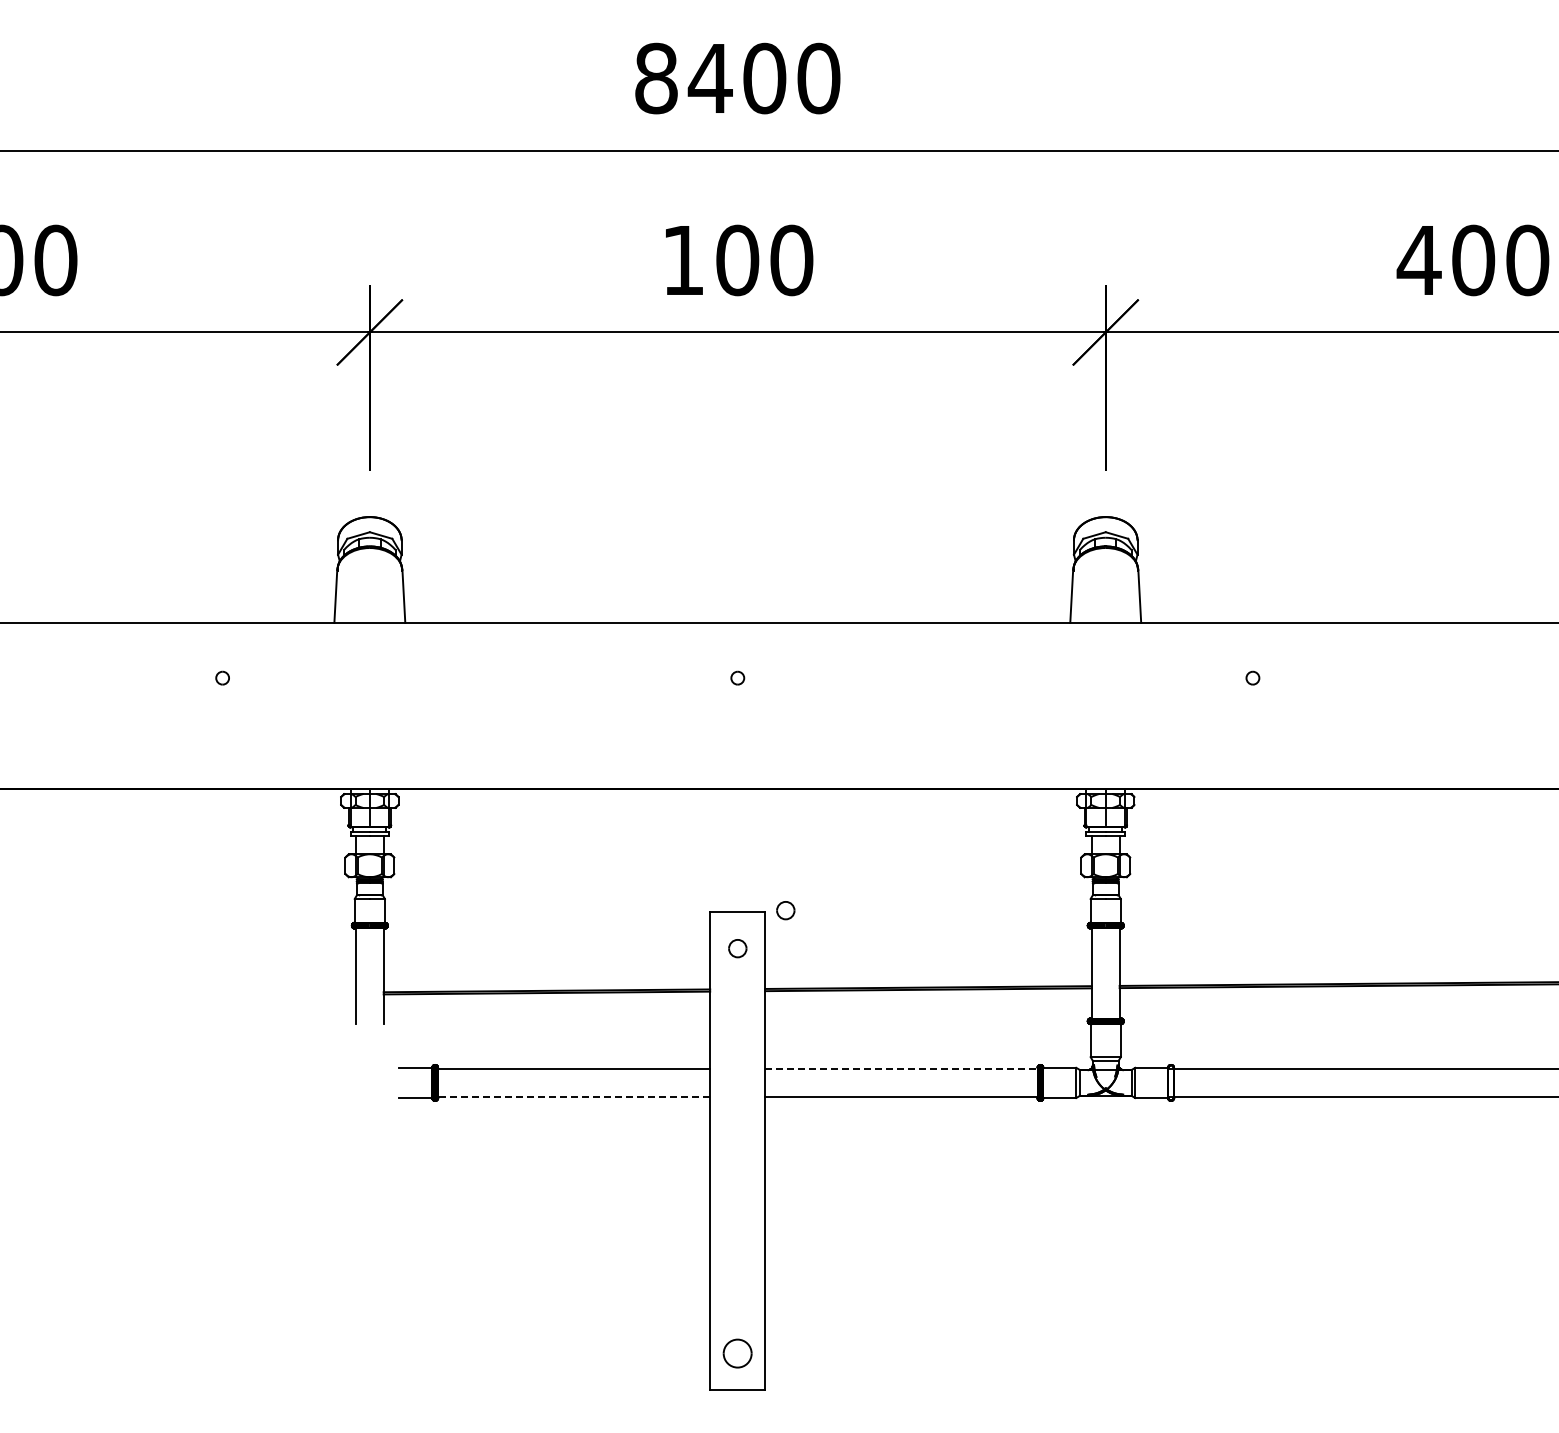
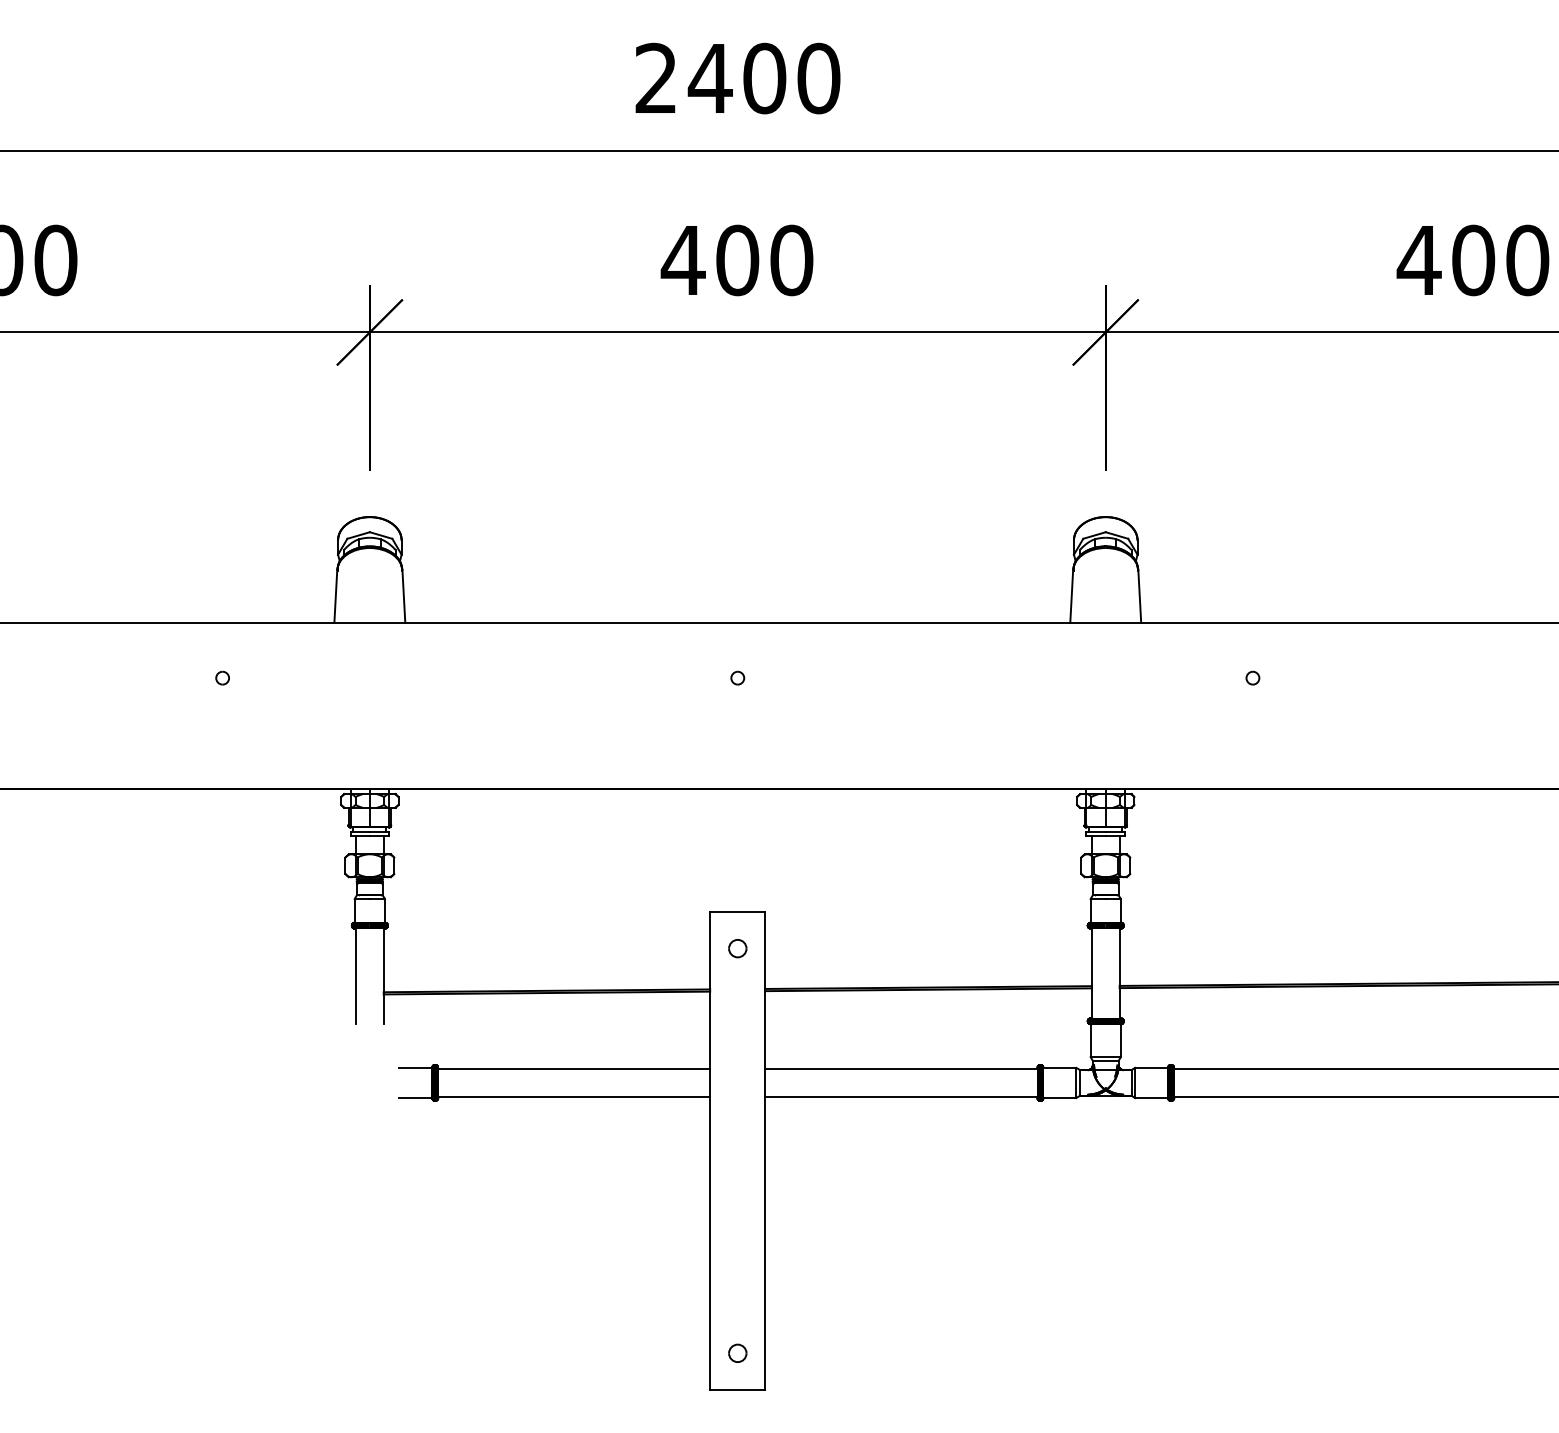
text: 8400 -> 2400 (656, 78)
text: 100 -> 400 (682, 260)
part: present -> none (785, 910)
line: dashed -> solid (904, 1069)
fill: none -> present (1170, 1082)
line: dashed -> solid (571, 1096)
part size: 31x31 px -> 20x20 px (737, 1352)
